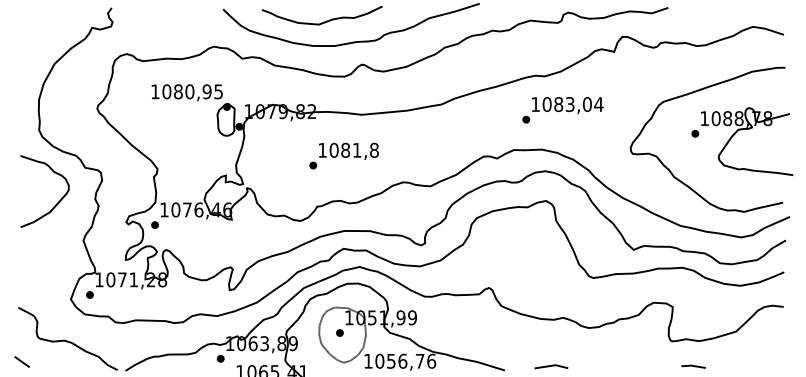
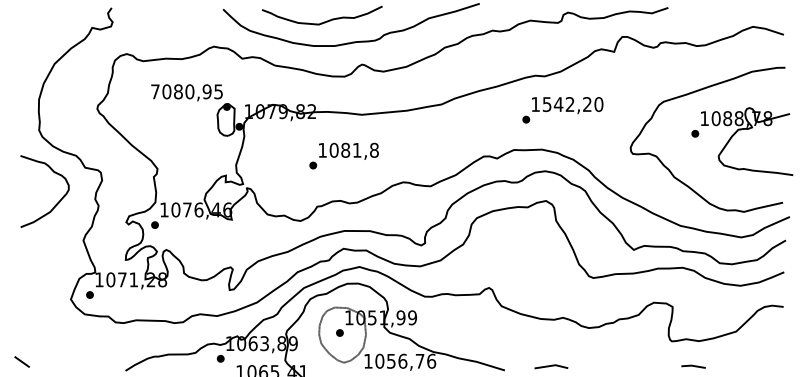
text: 1080,95 -> 7080,95 (155, 91)
text: 1083,04 -> 1542,20 (572, 104)
curve: present -> none (67, 340)
